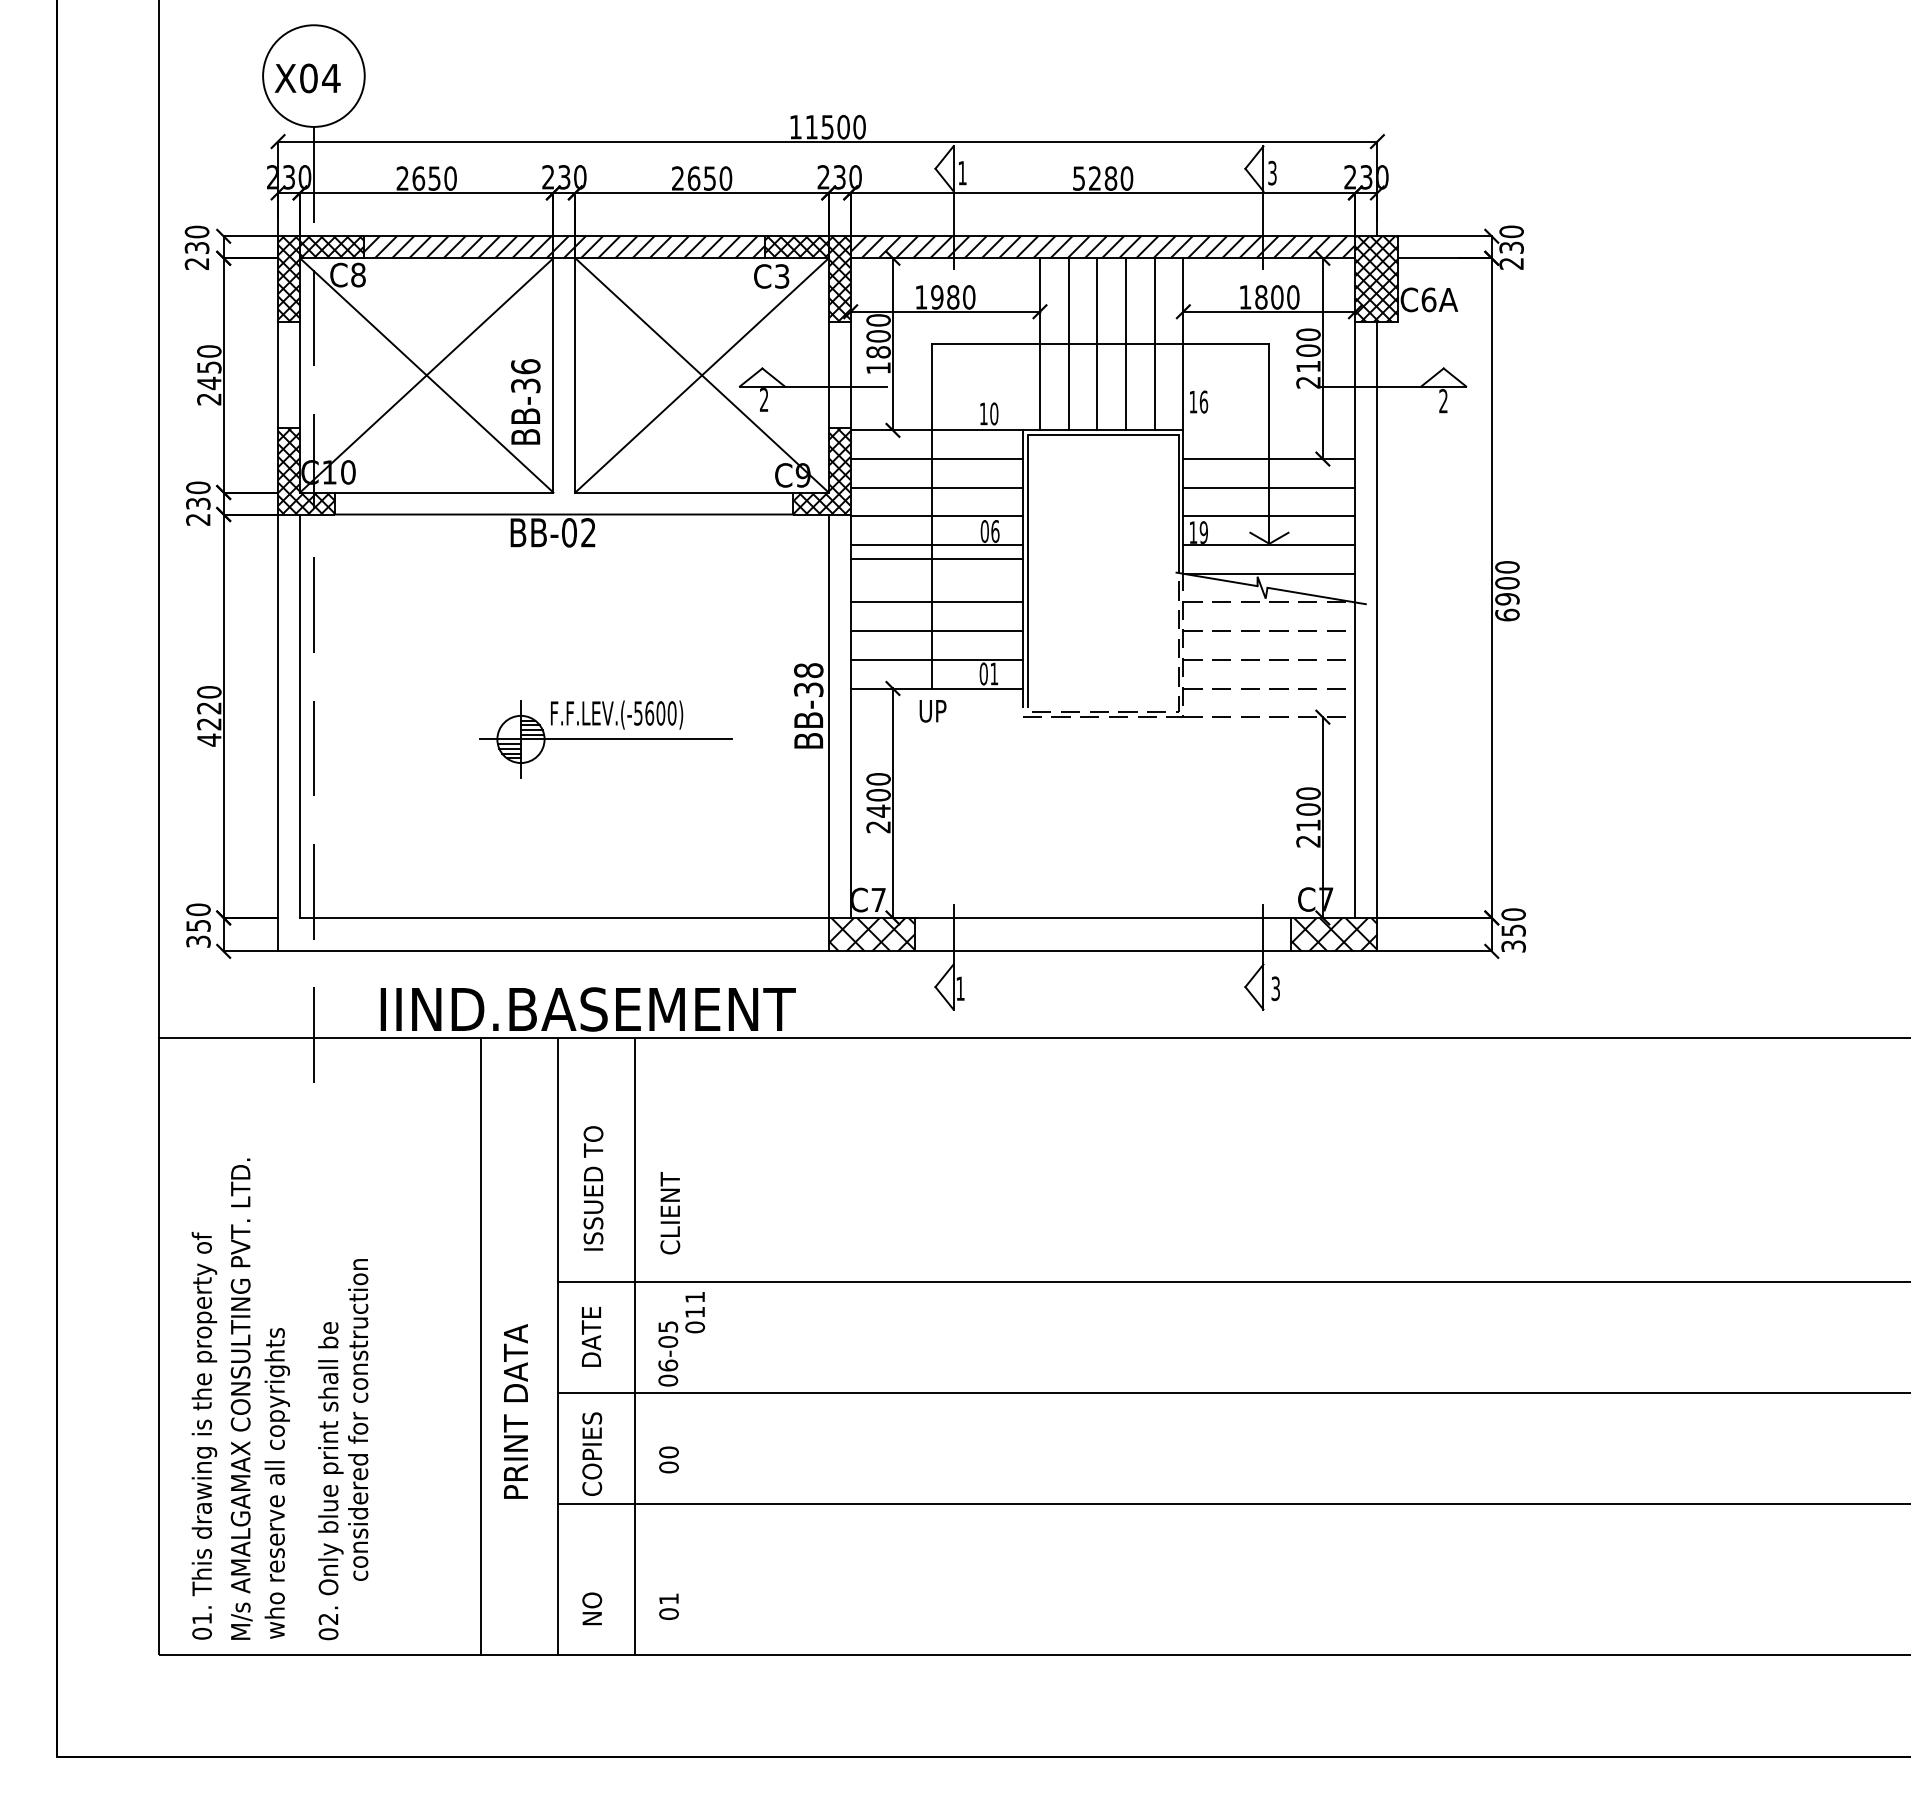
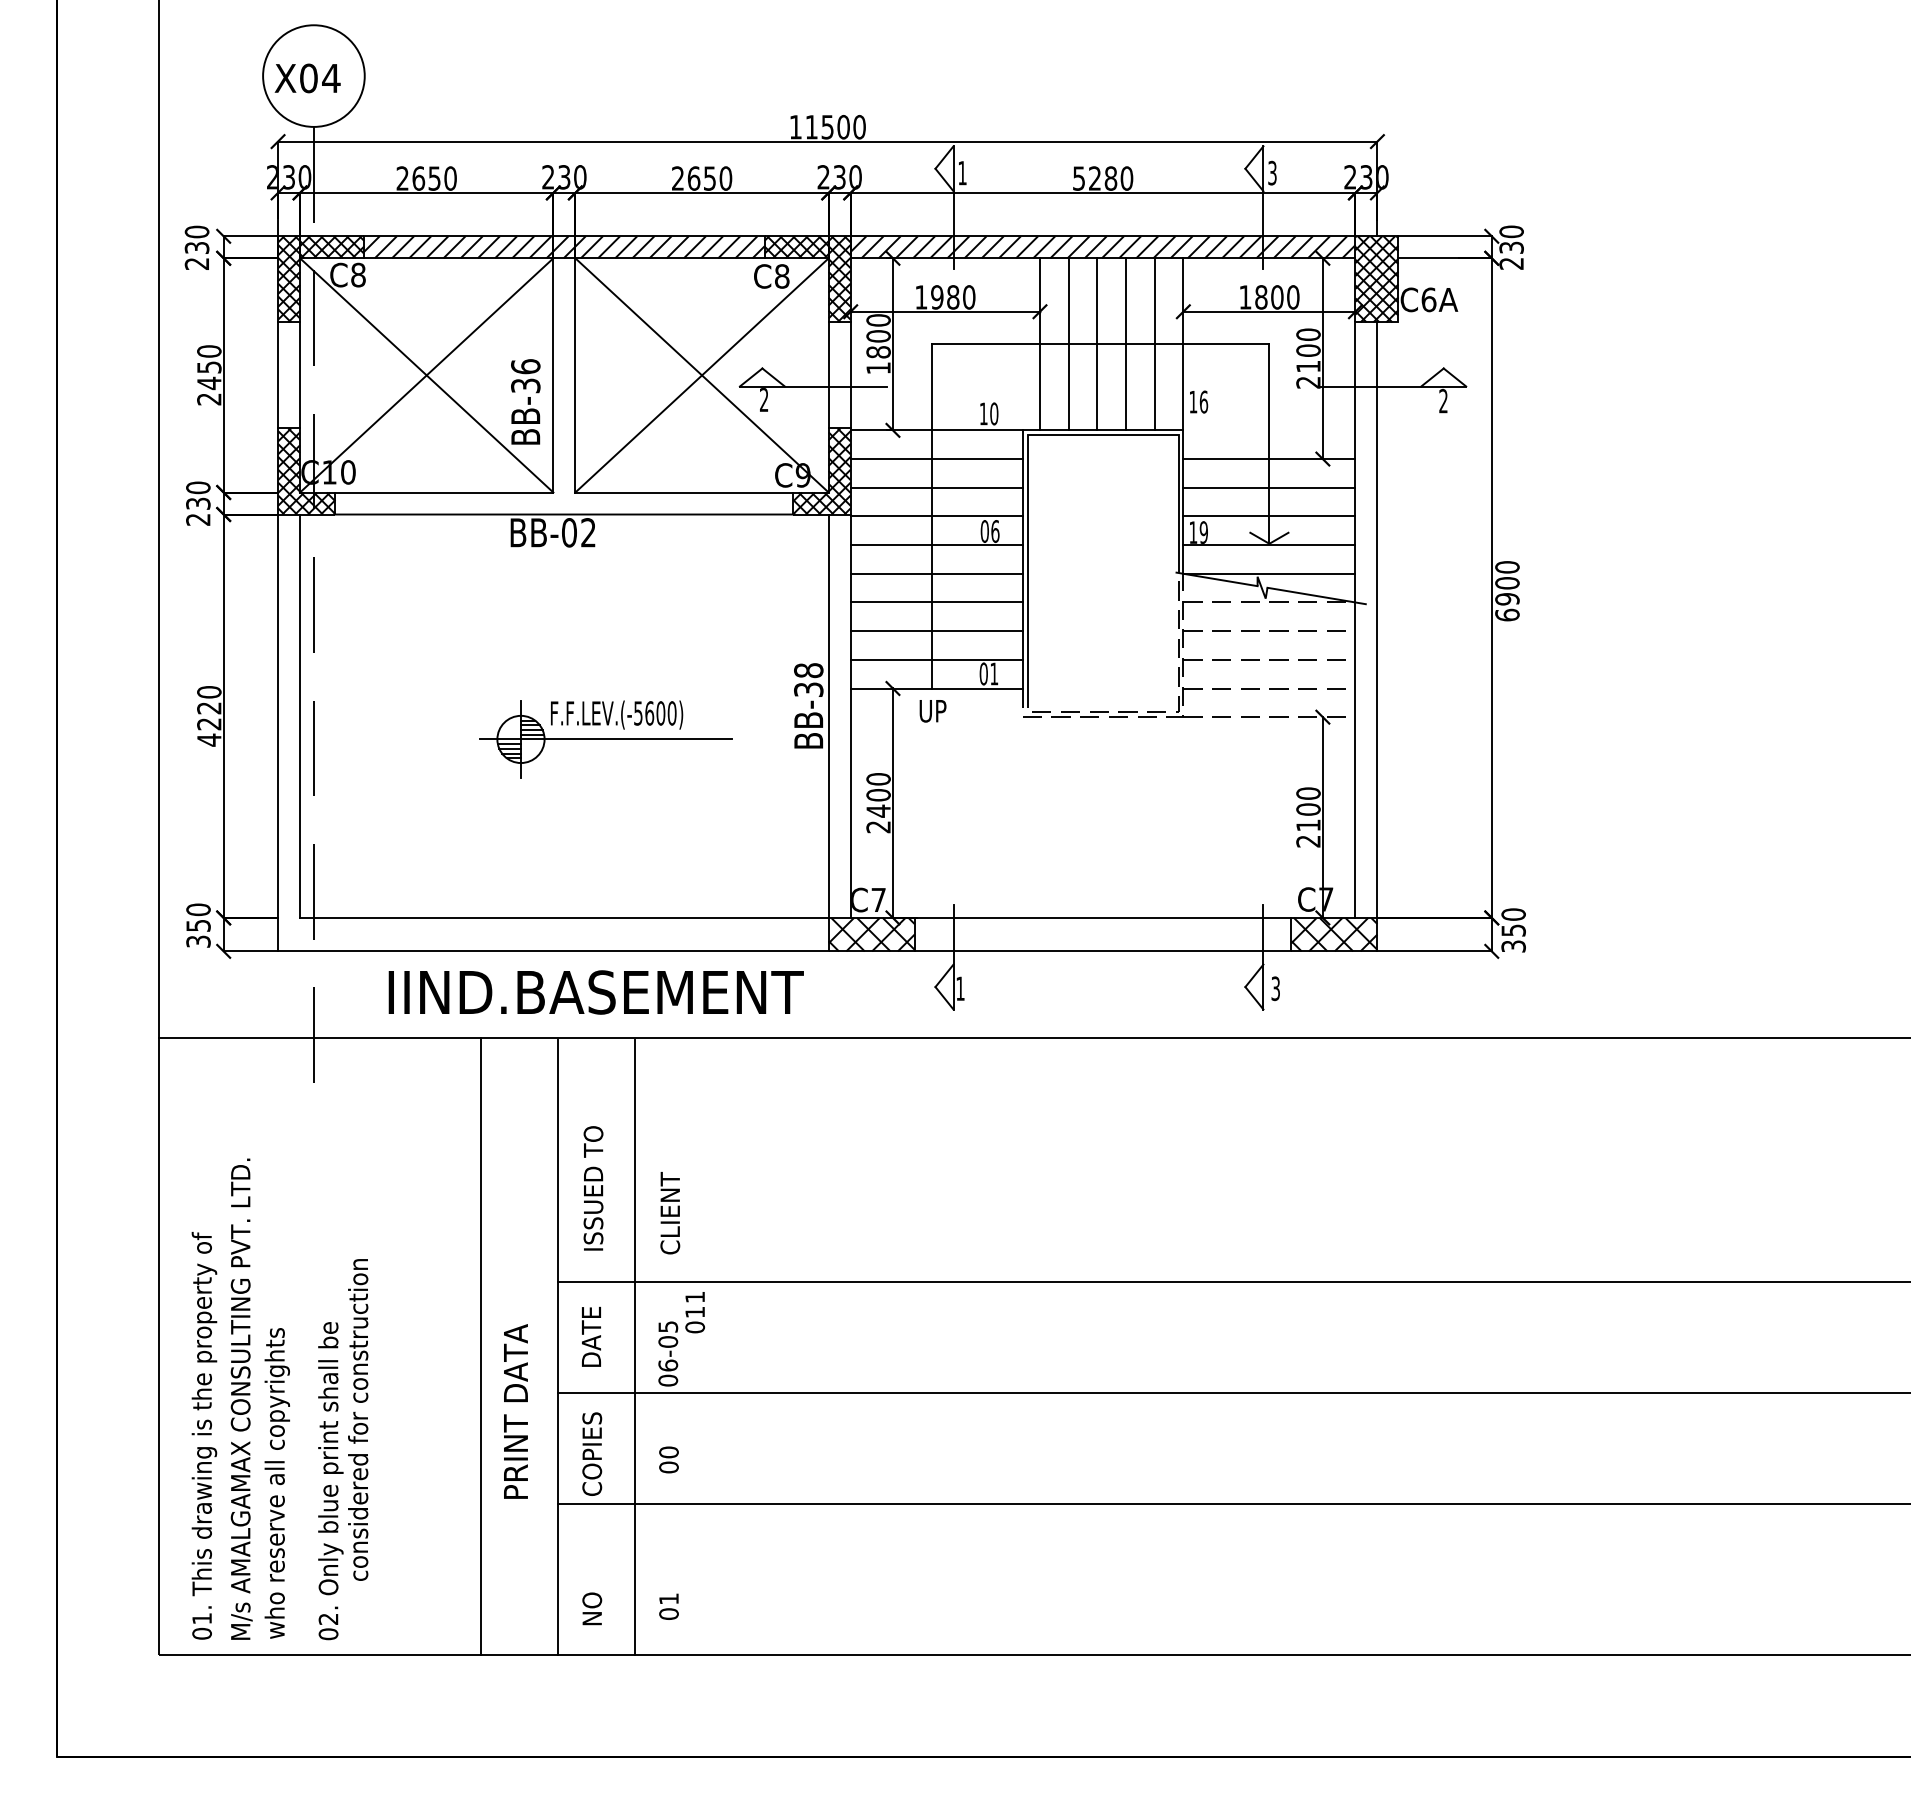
text: C3 -> C8 (782, 276)
line position: (936, 558) -> (936, 573) (936, 573)
text position: (587, 1009) -> (595, 992) (595, 992)
